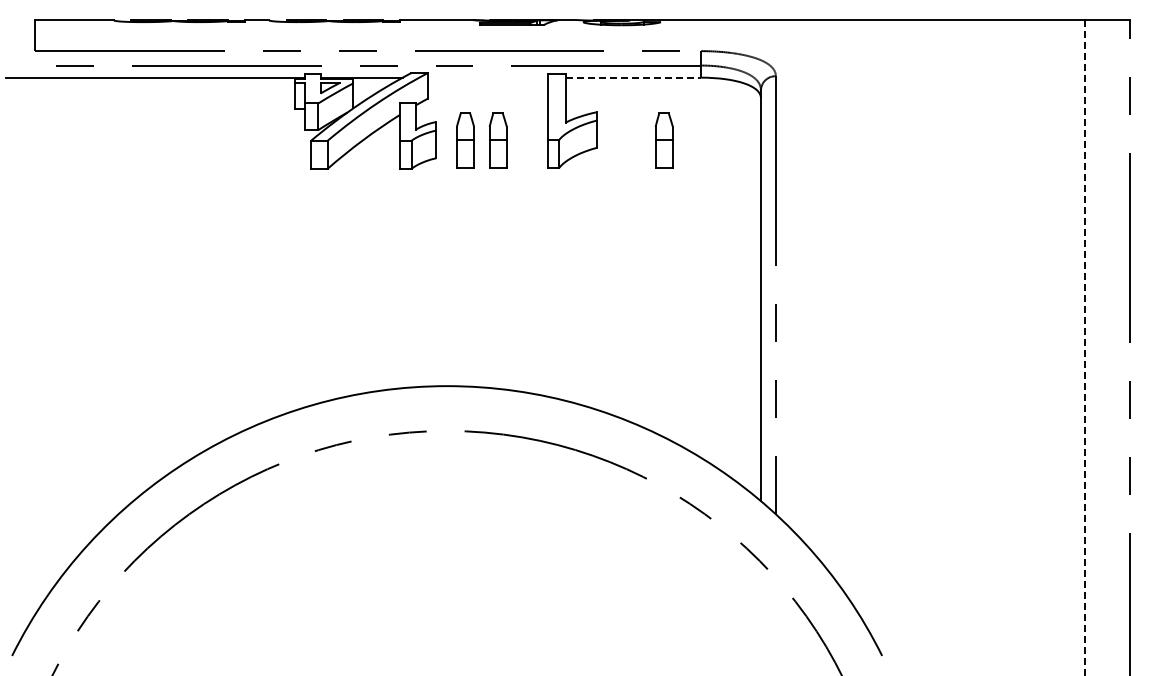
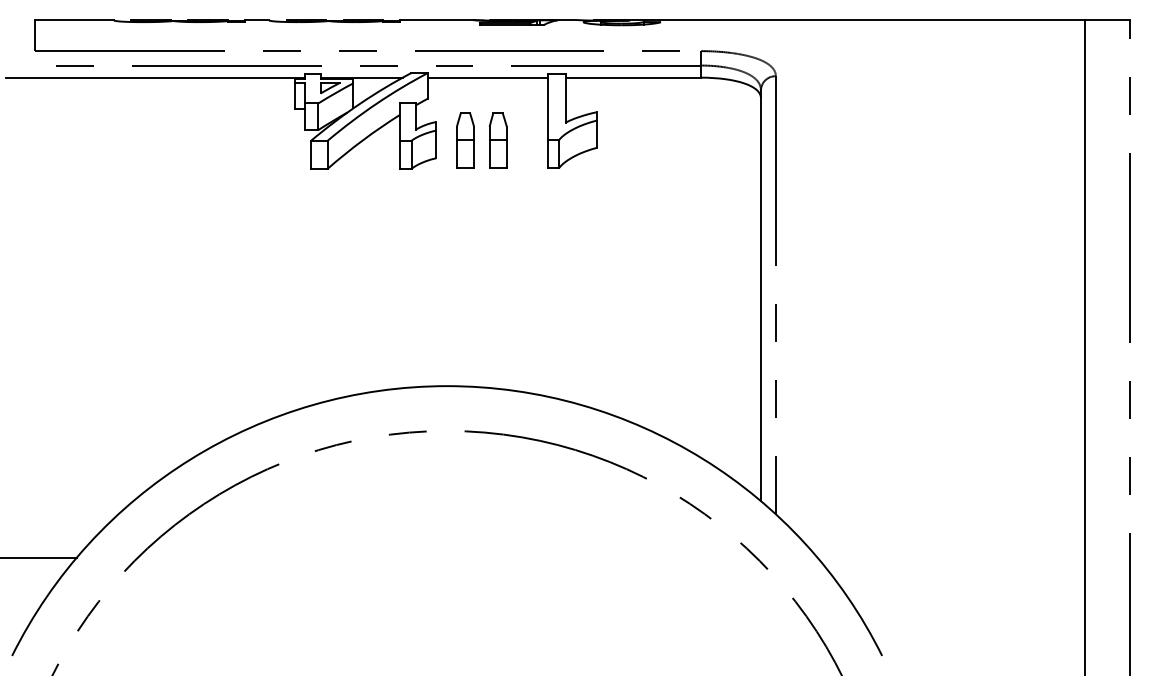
line: none -> present (487, 77)
line: dashed -> solid (633, 77)
part: present -> none (663, 140)
line: dashed -> solid (1085, 347)
line: none -> present (39, 557)
